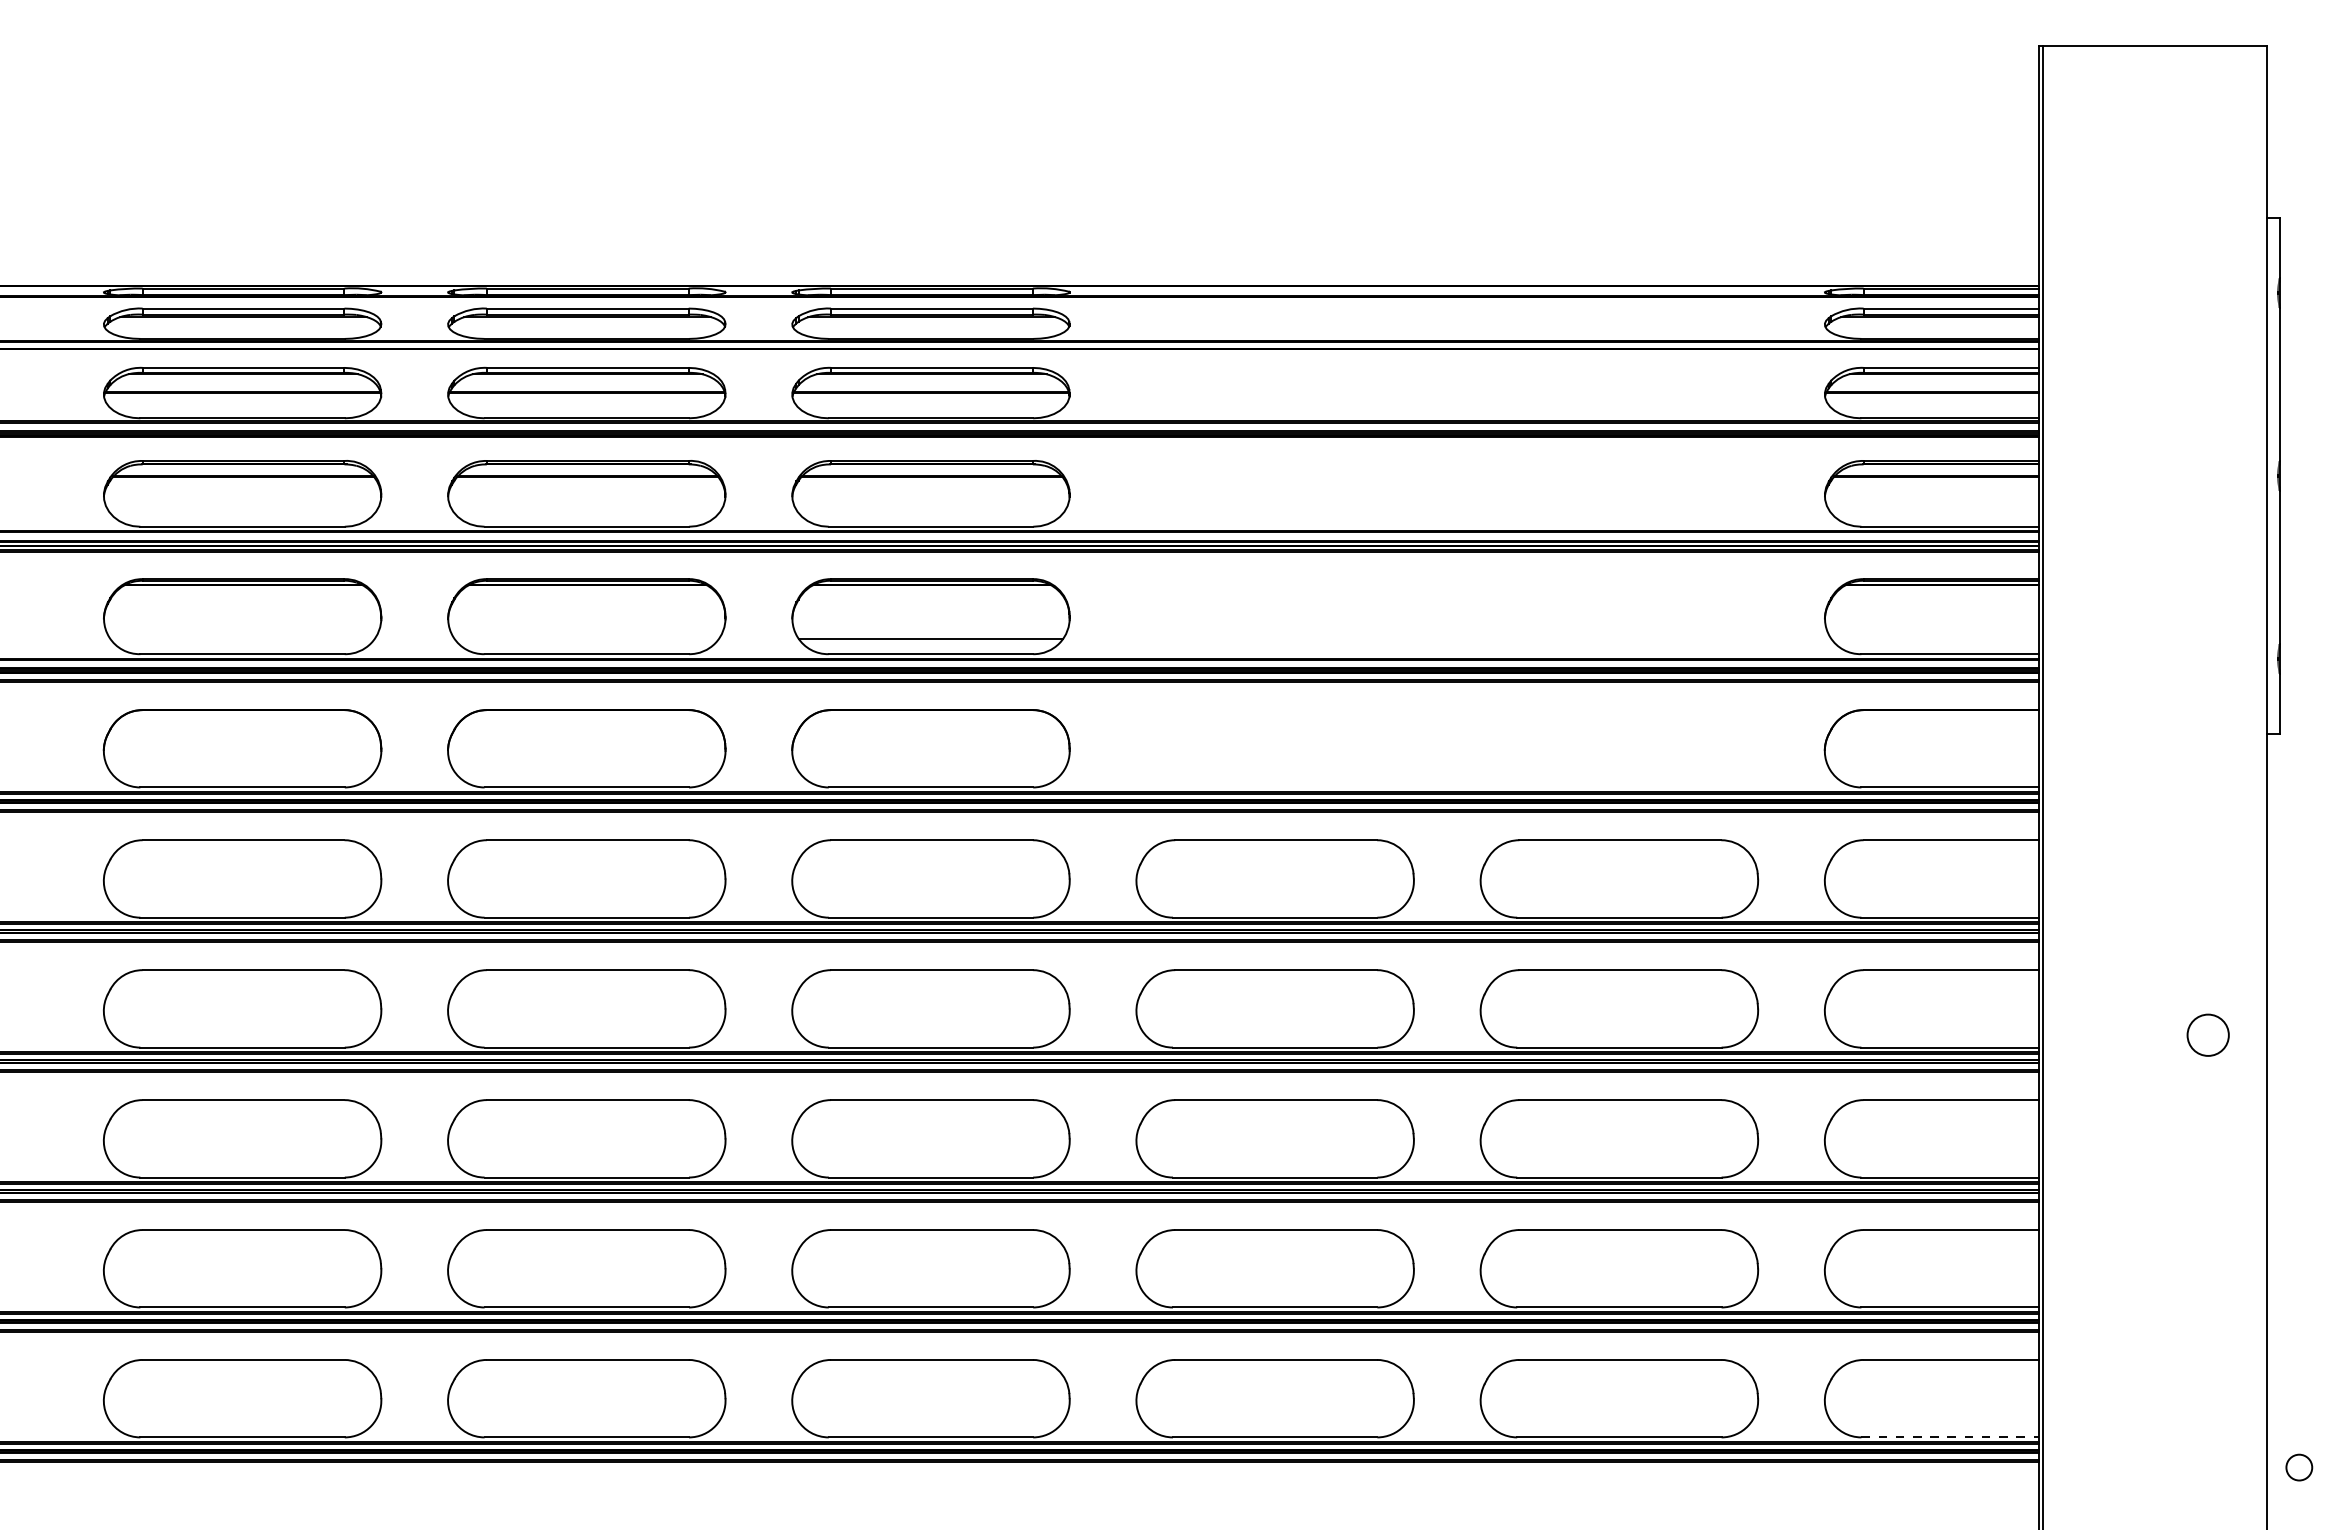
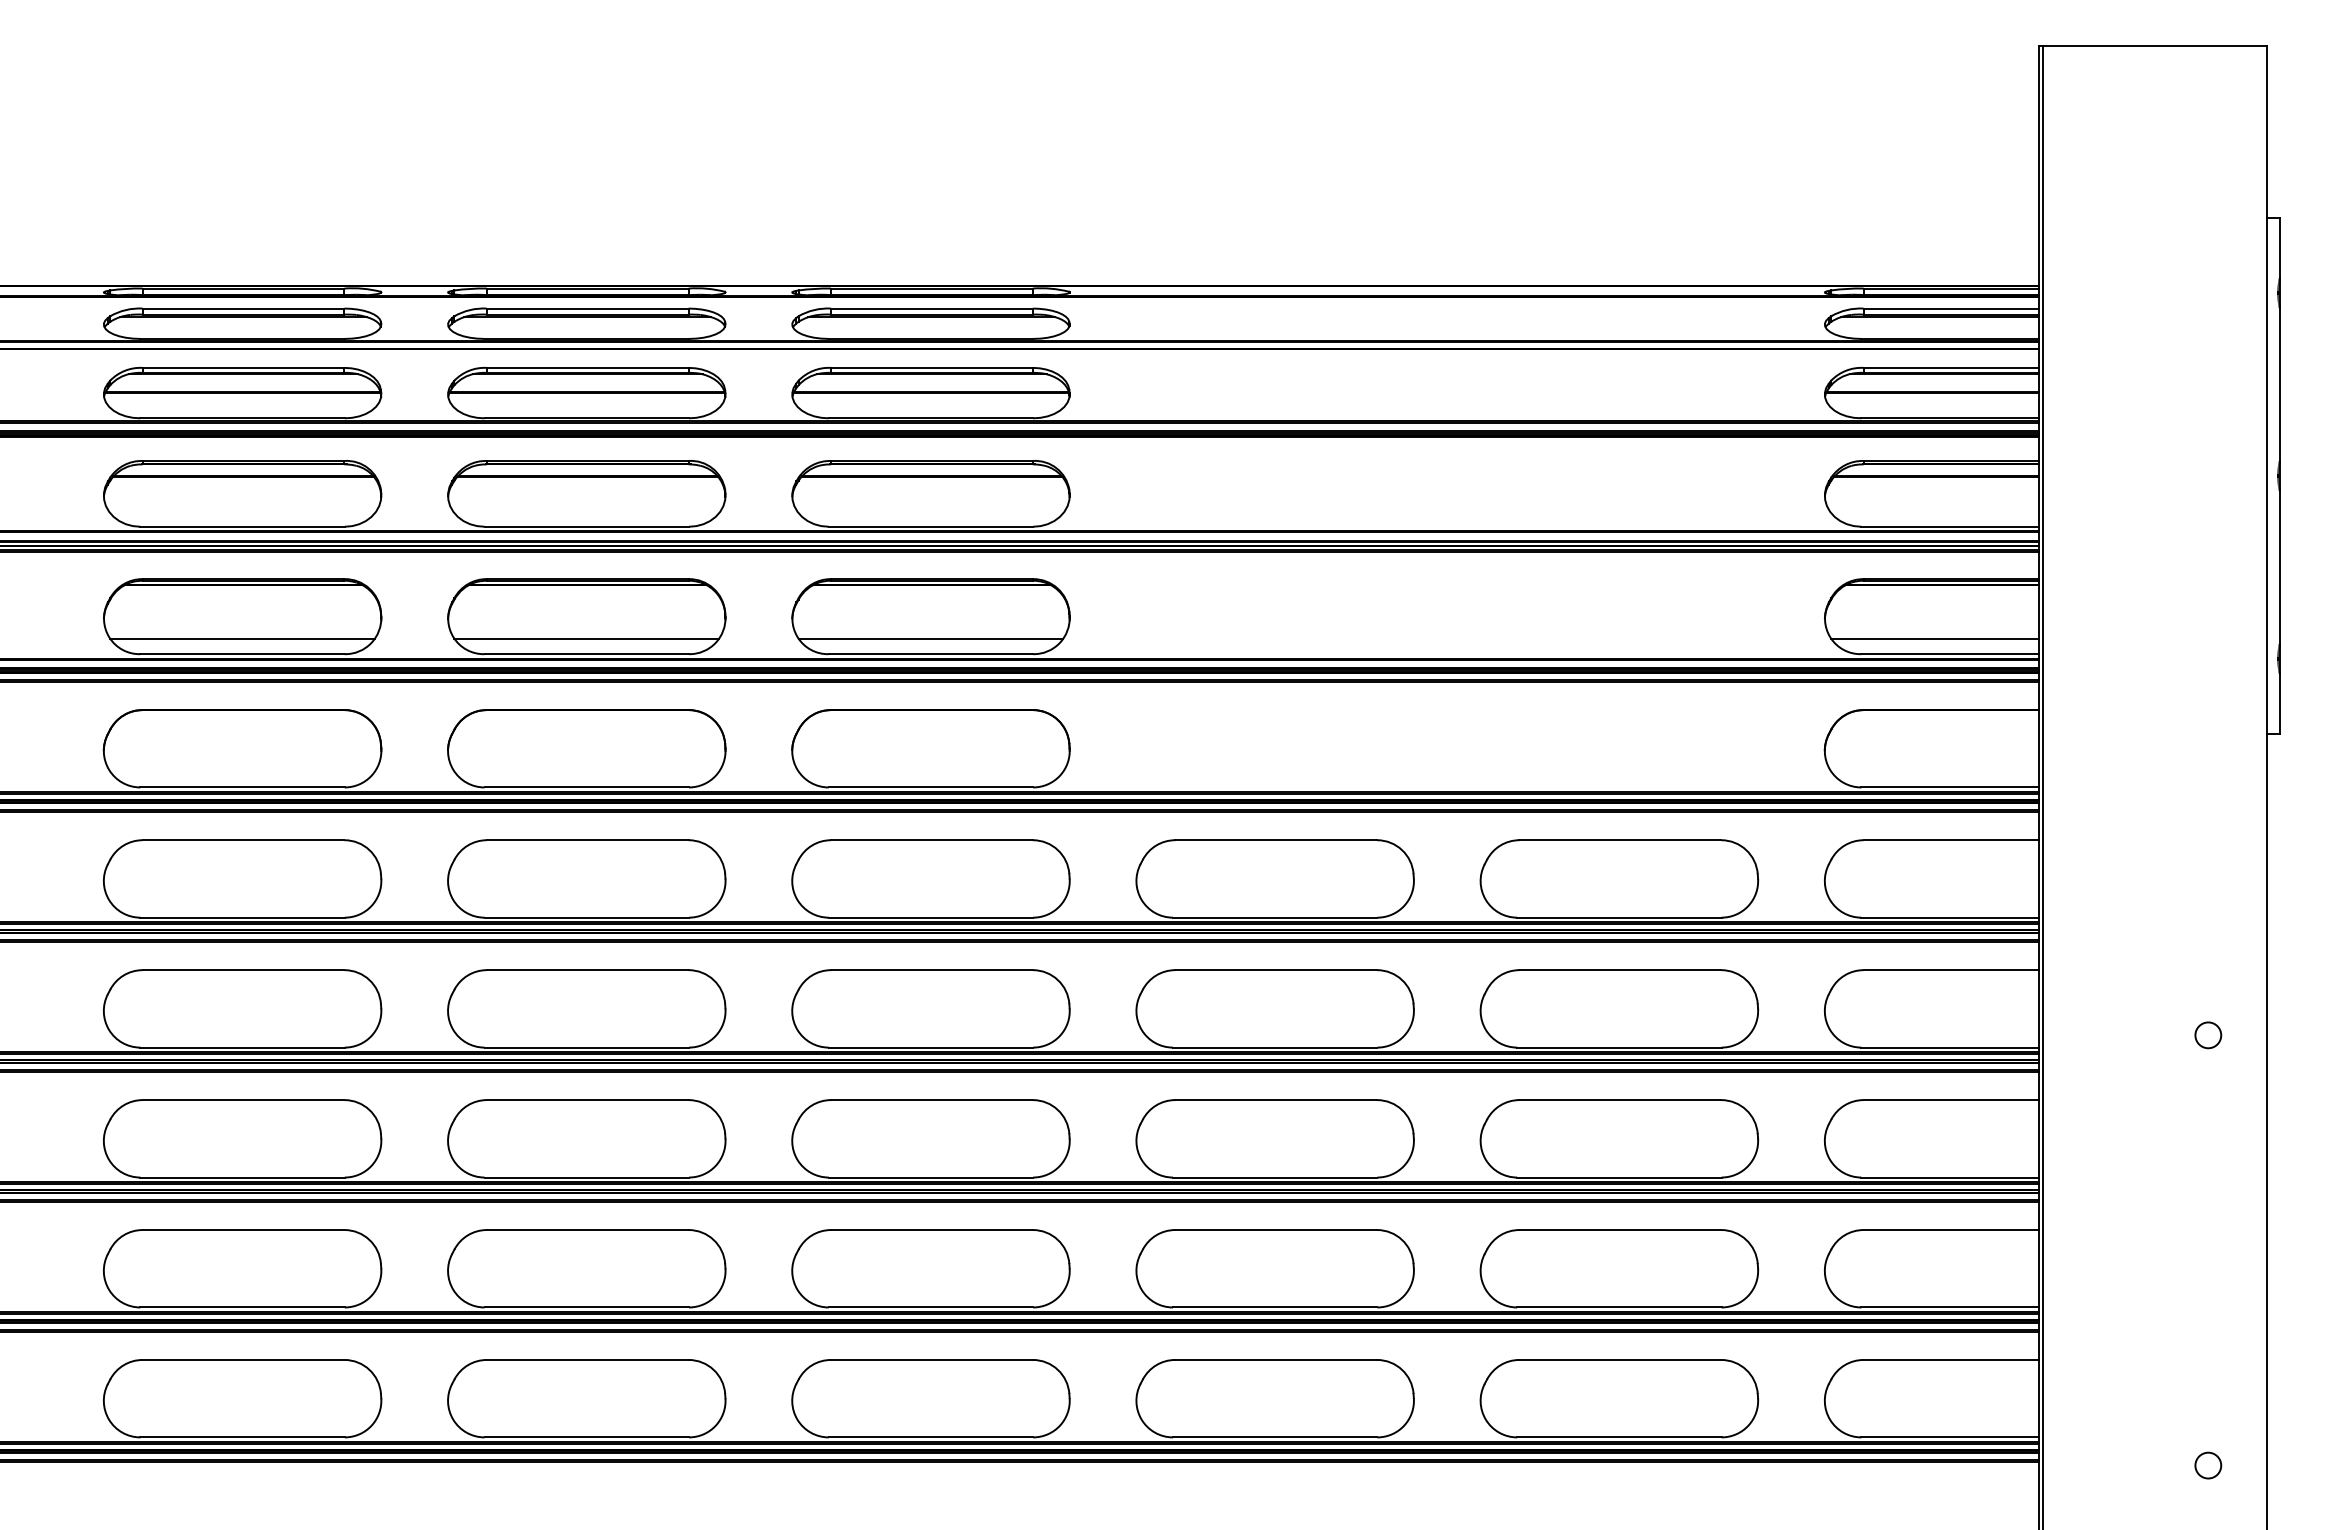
line: none -> present (242, 638)
line: none -> present (586, 638)
line: none -> present (1934, 638)
circle size: 44x44 px -> 29x29 px (2208, 1035)
line: dashed -> solid (1950, 1437)
circle position: (2299, 1467) -> (2208, 1465) (2208, 1465)
